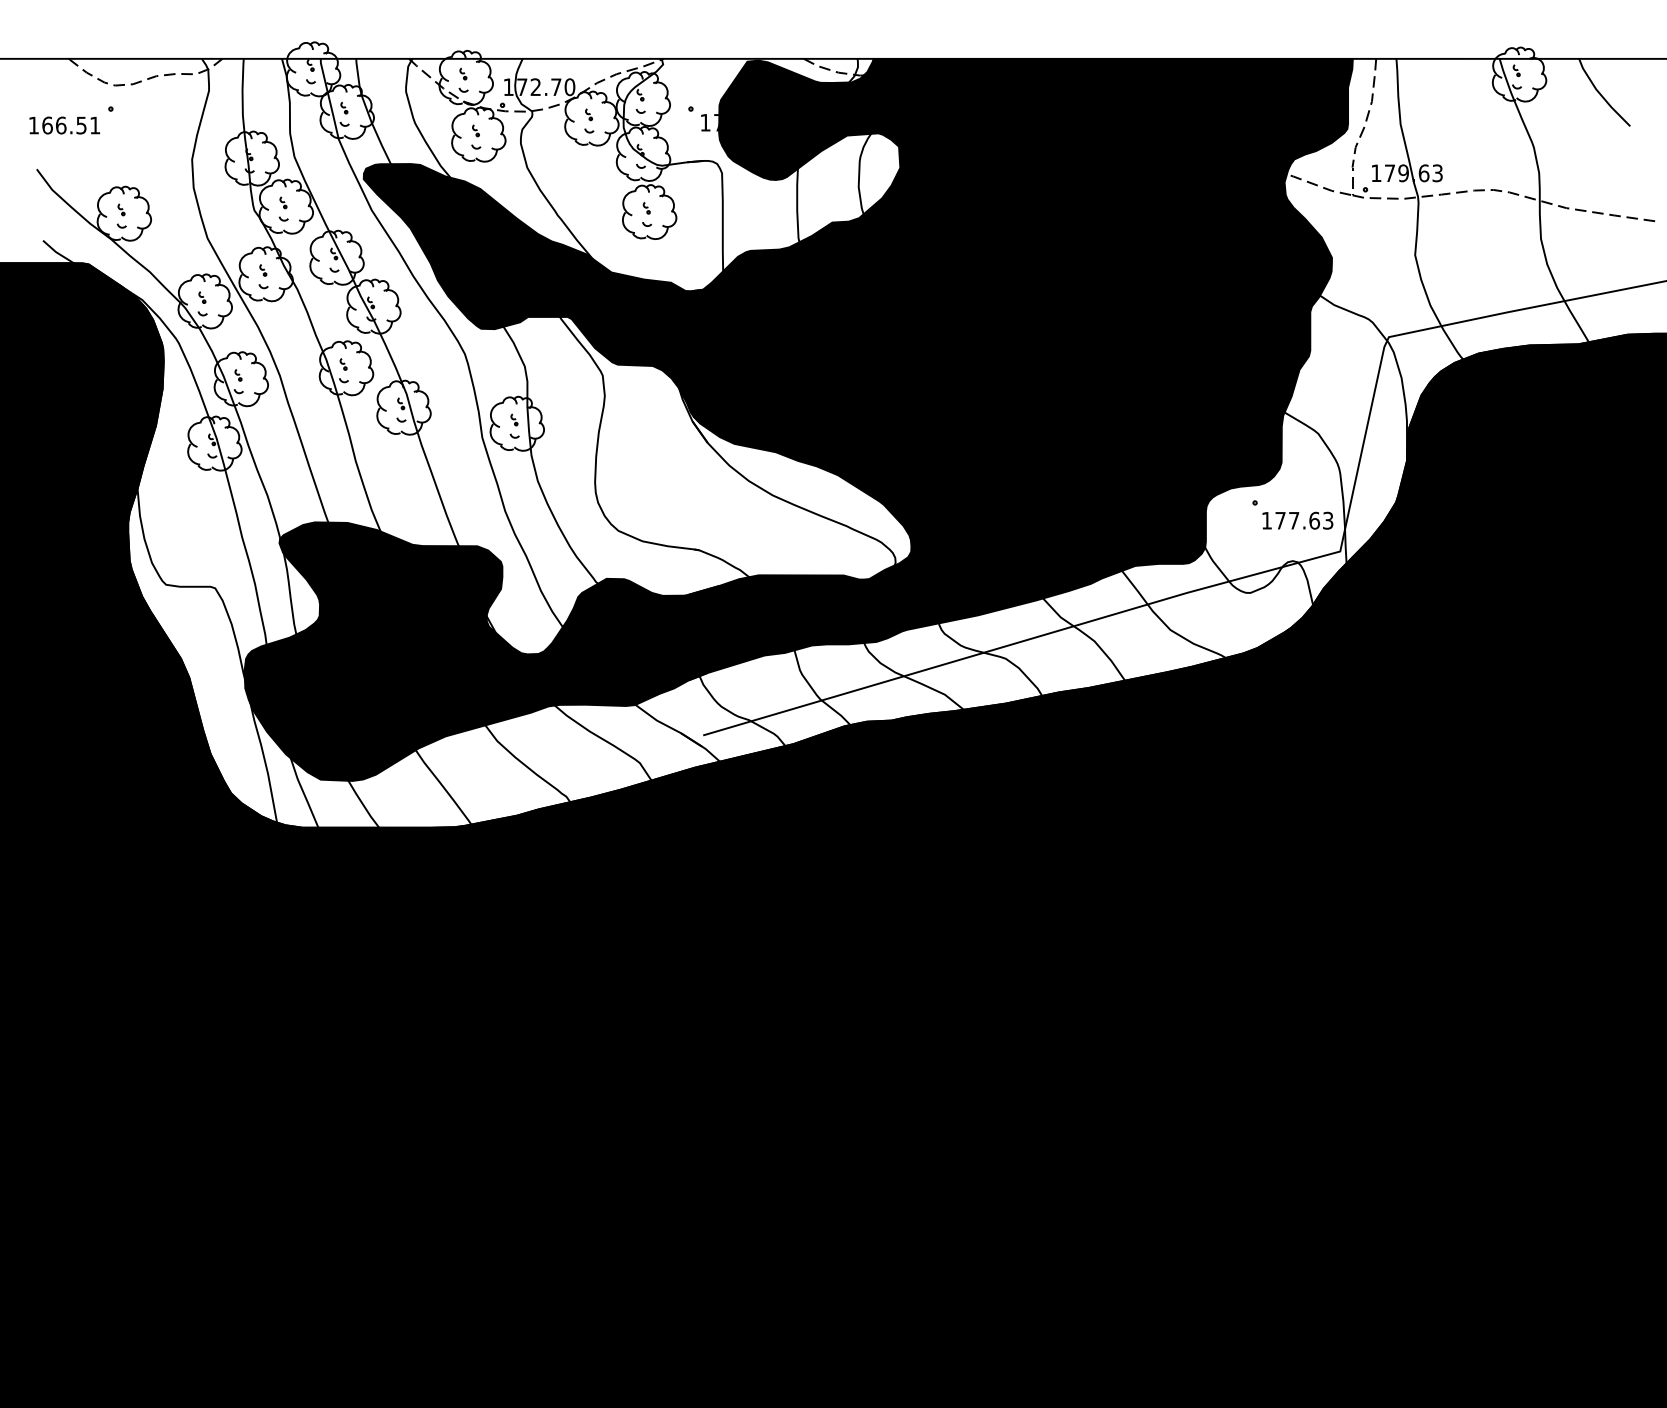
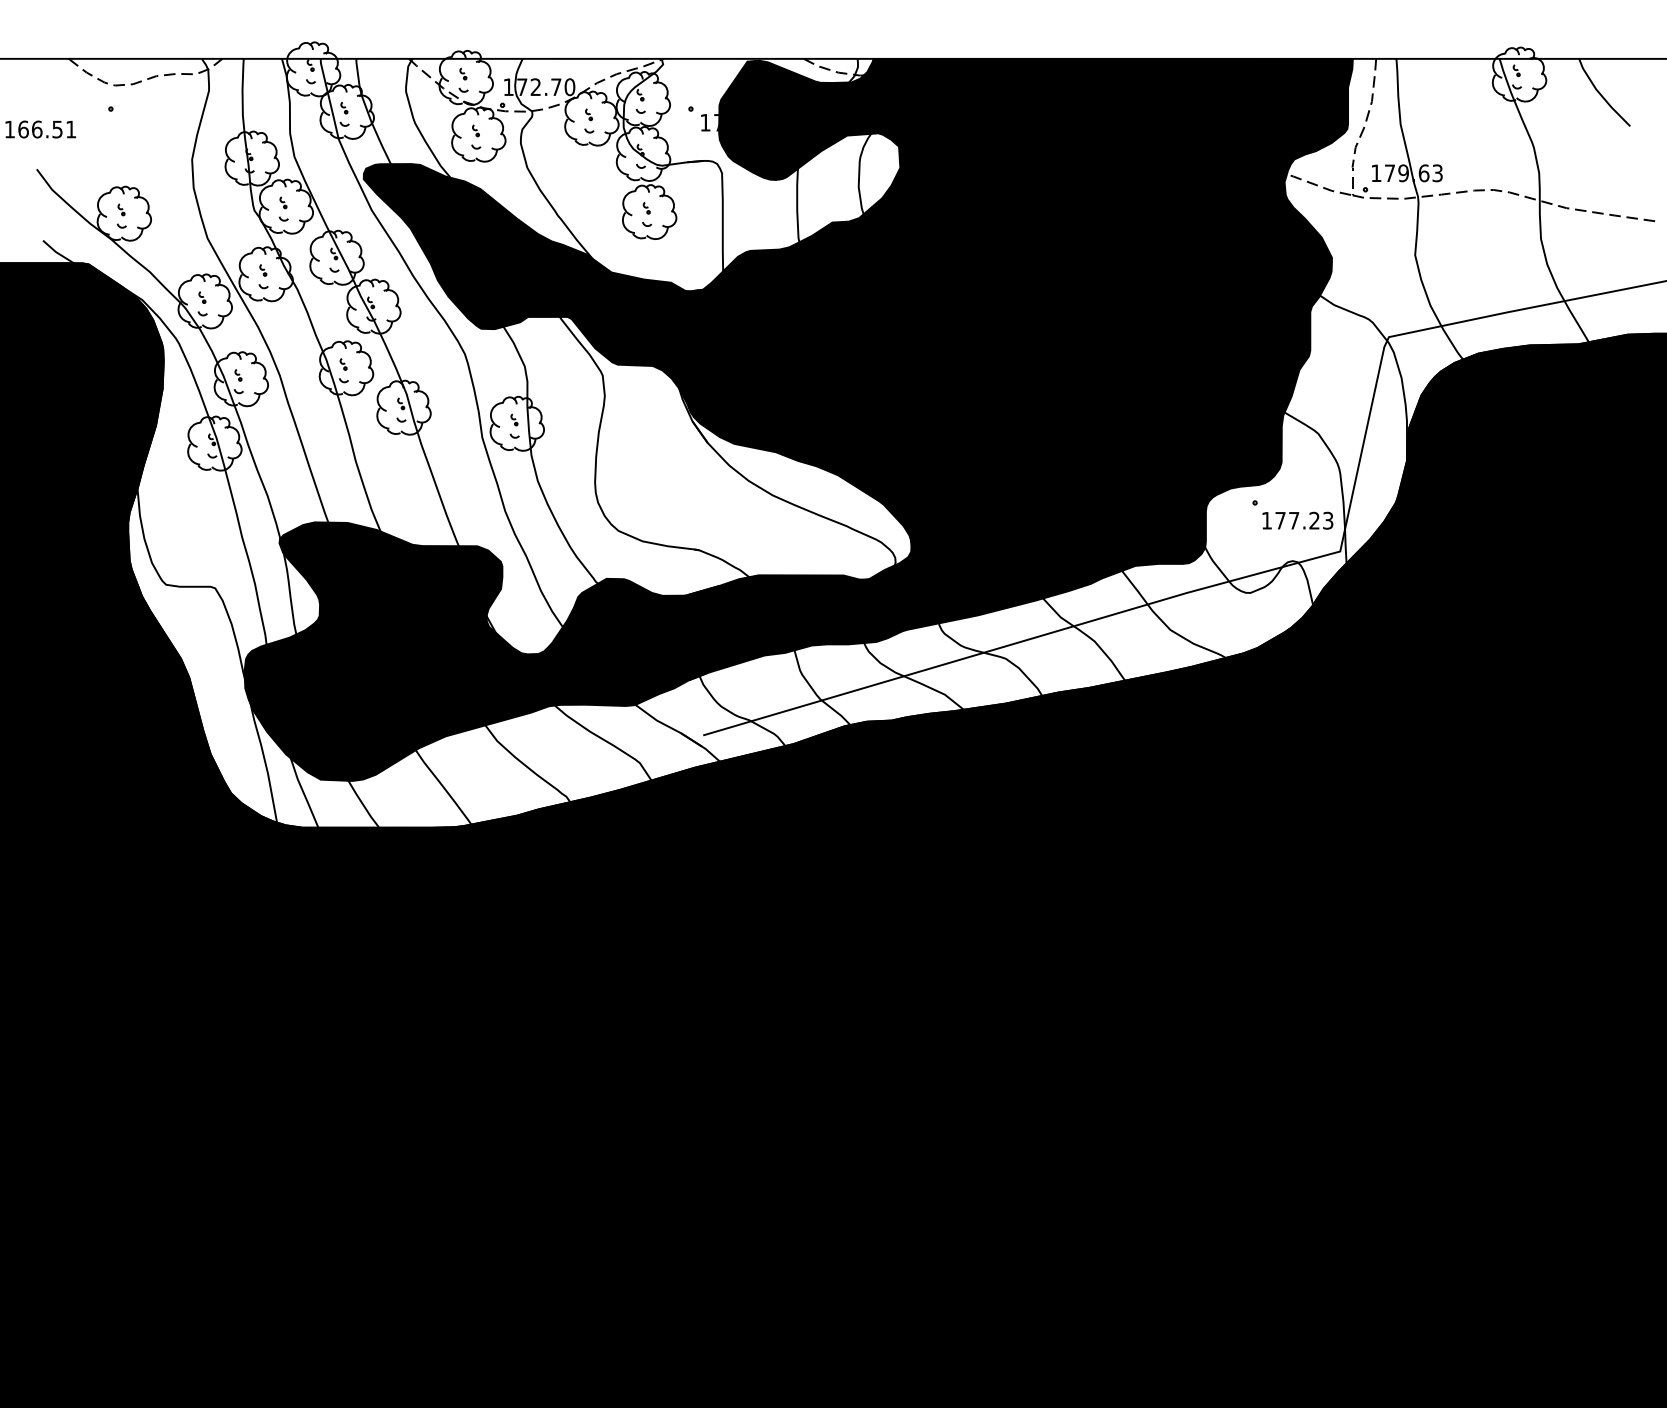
text position: (64, 125) -> (40, 129) (40, 129)
text: 177.63 -> 177.23 (1314, 520)
